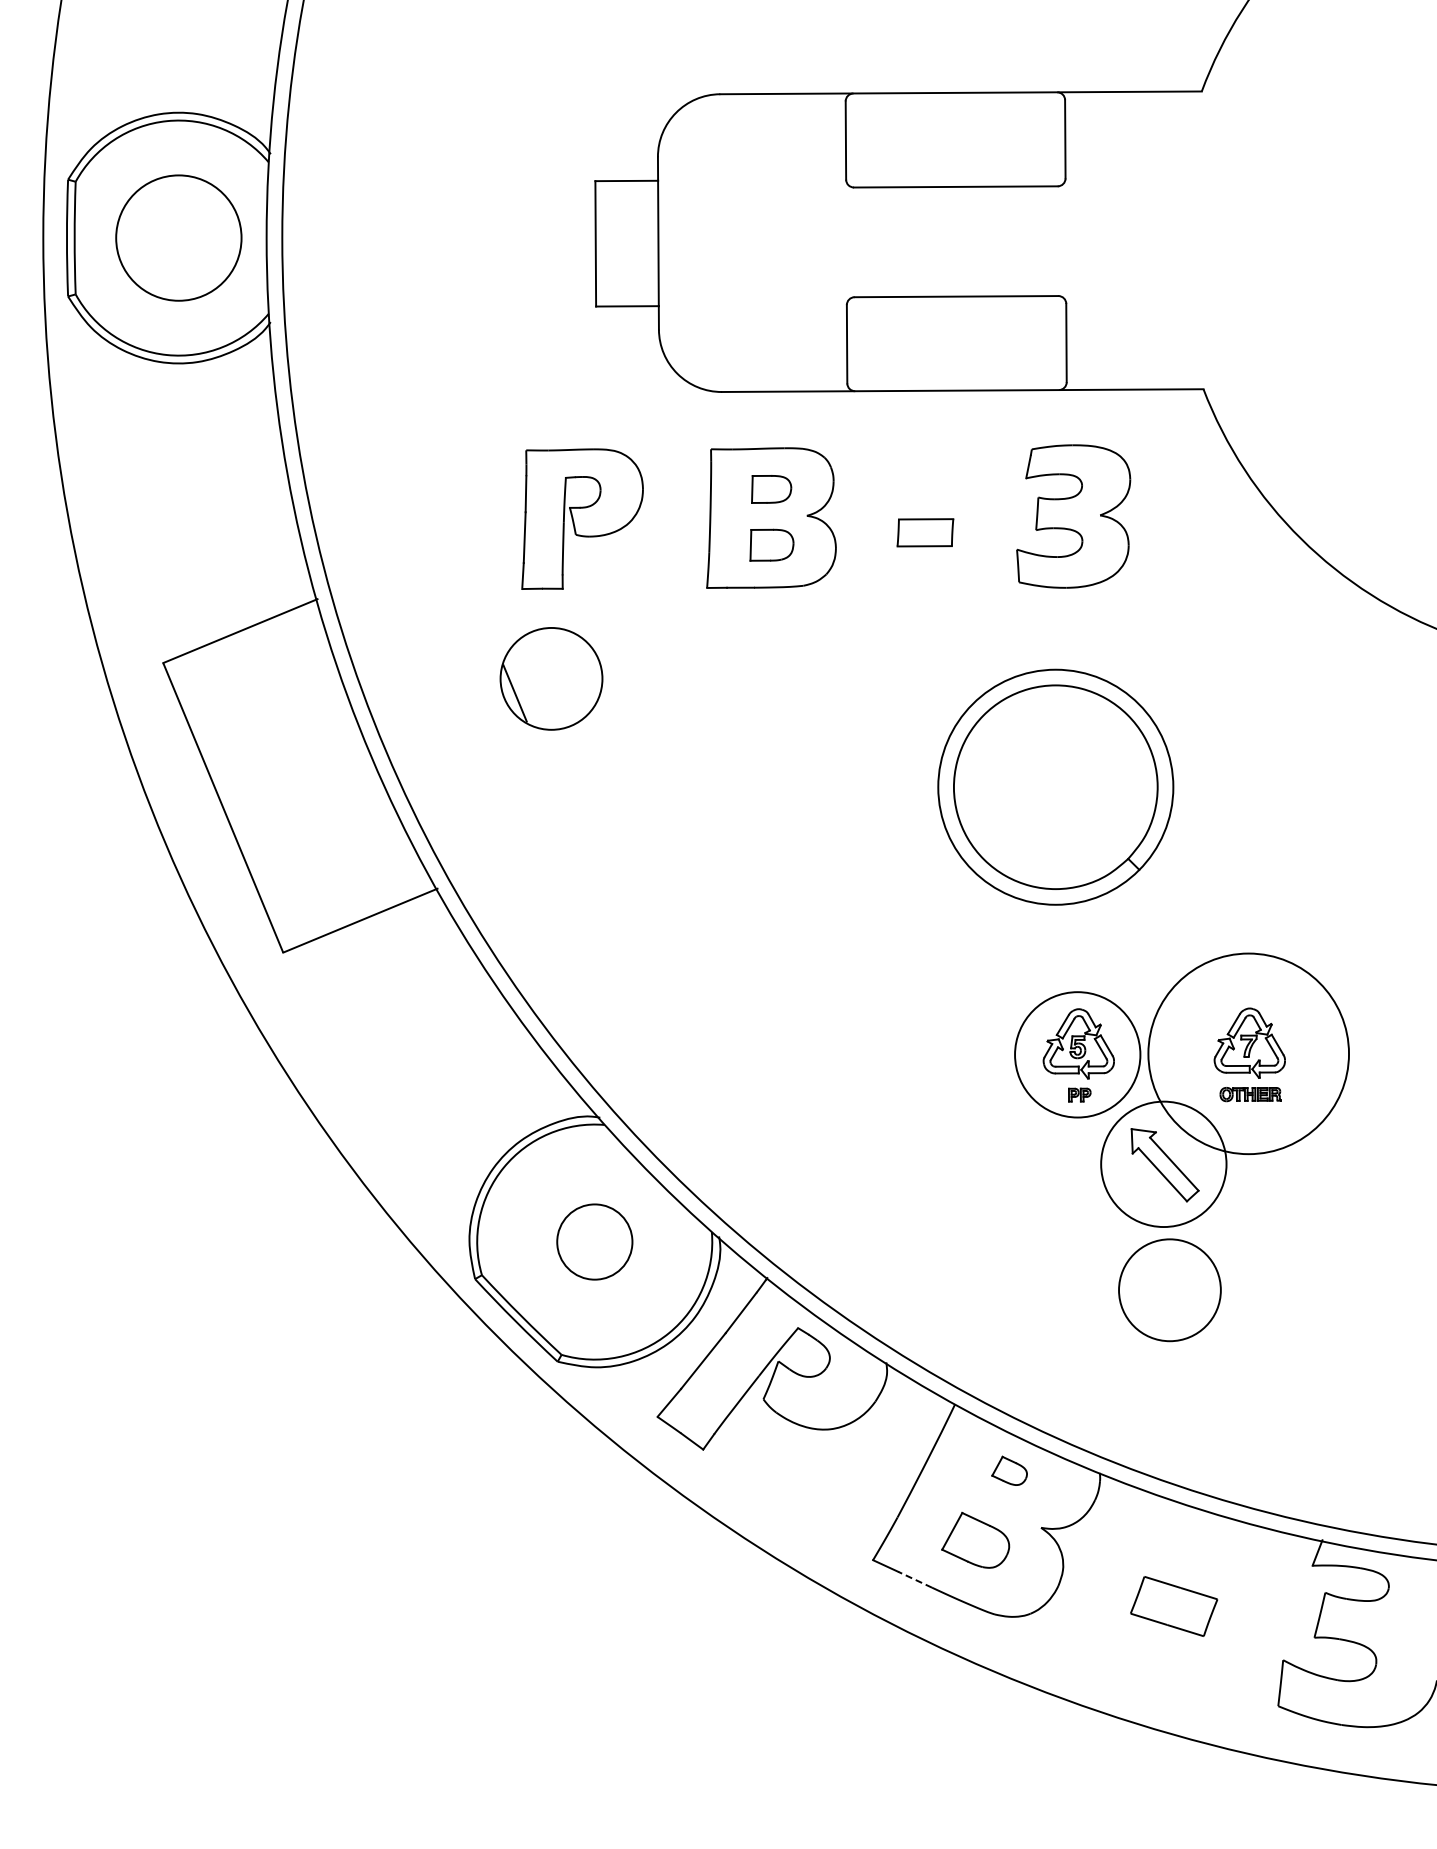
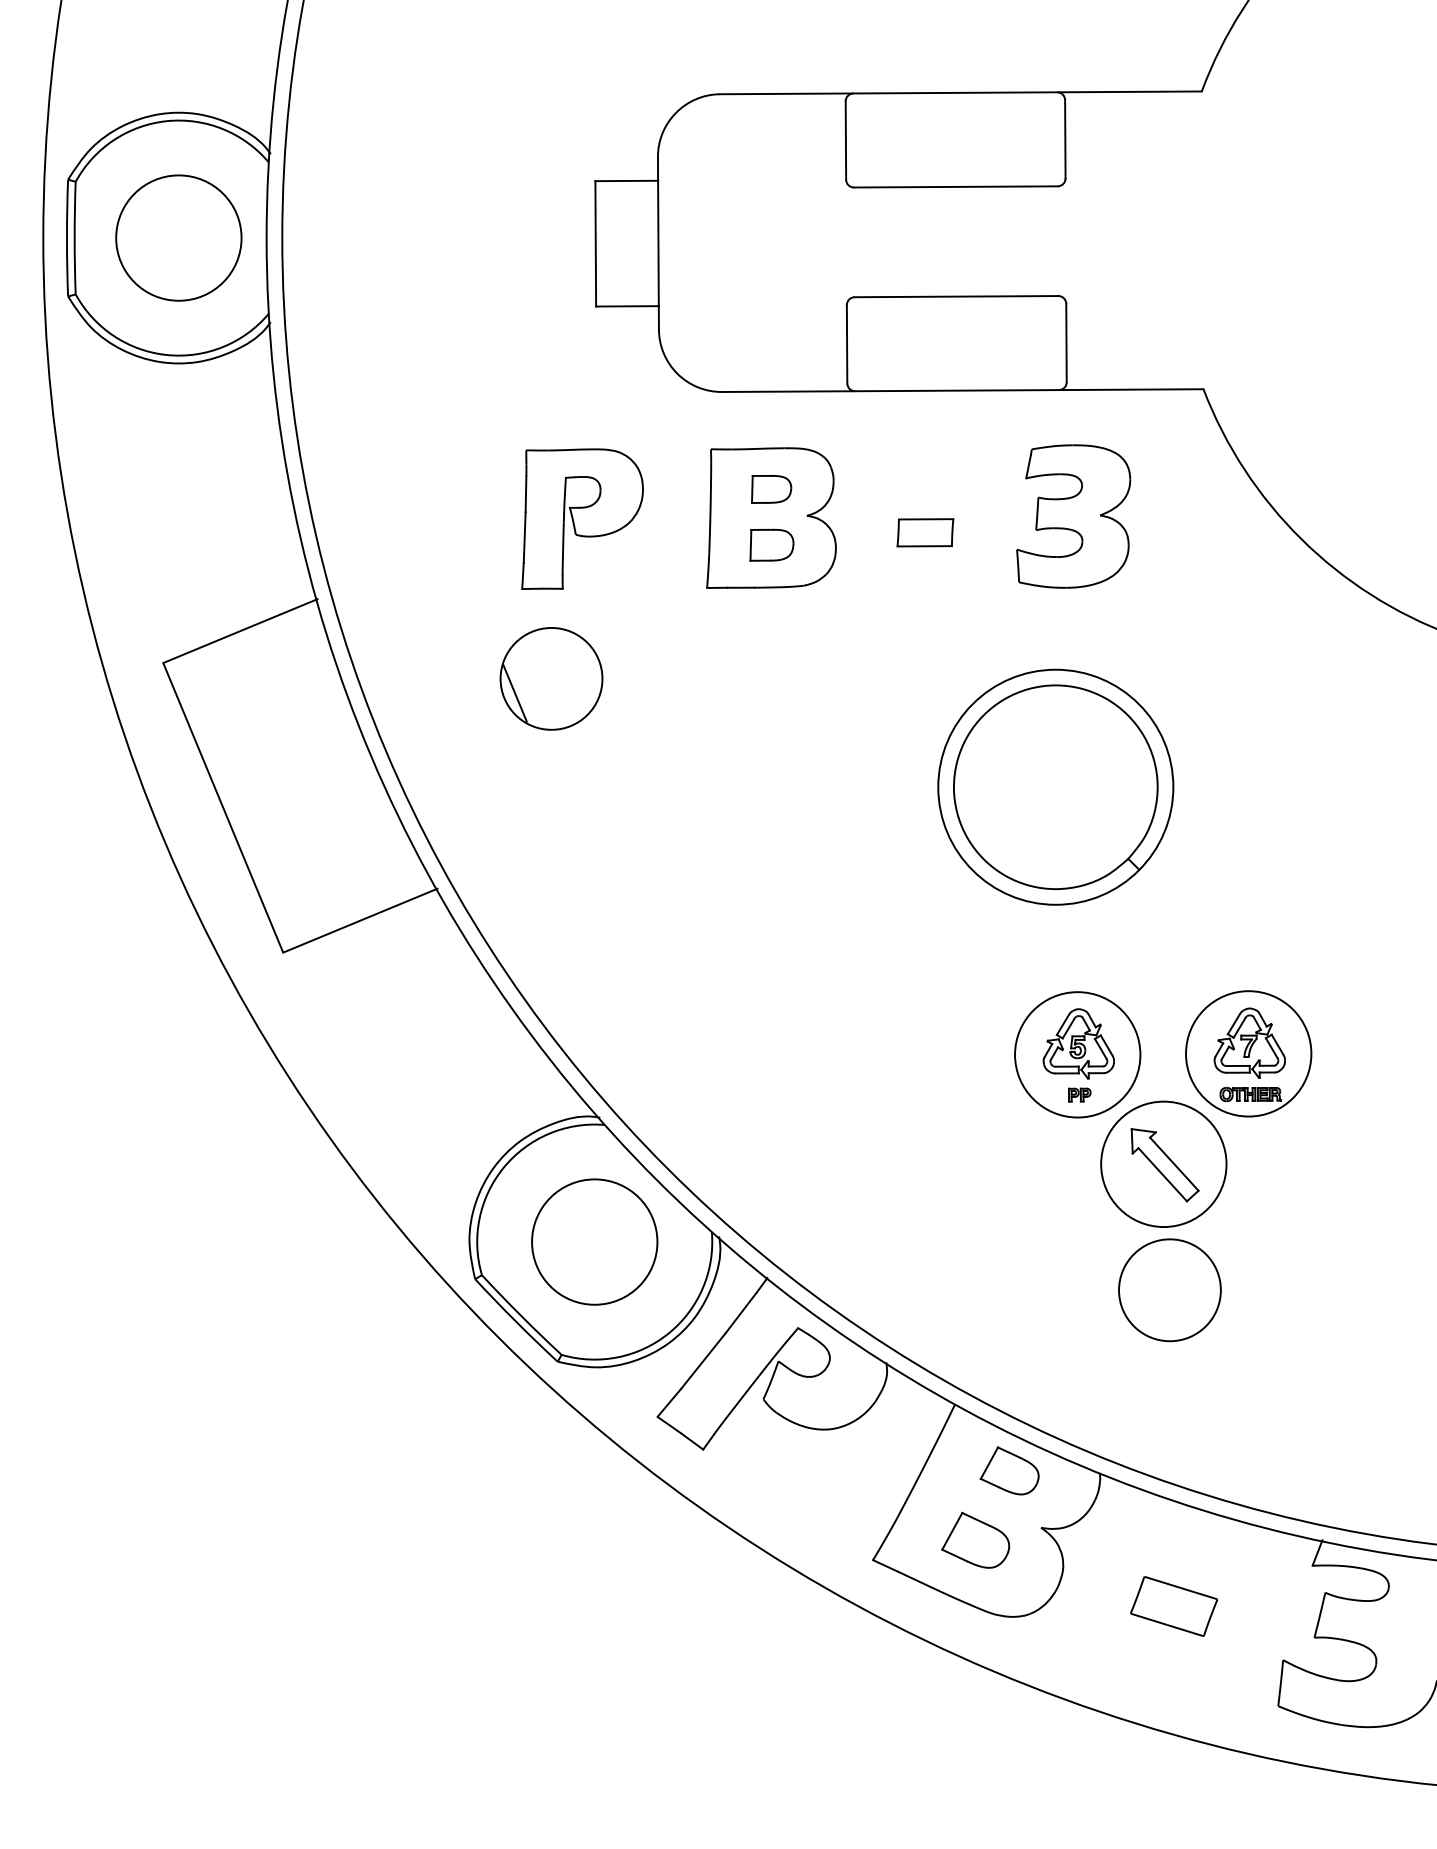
circle diameter: 201 px -> 125 px (1248, 1053)
circle size: 78x78 px -> 128x128 px (594, 1241)
part size: 37x31 px -> 61x50 px (1009, 1470)
line: dashed -> solid (915, 1579)
